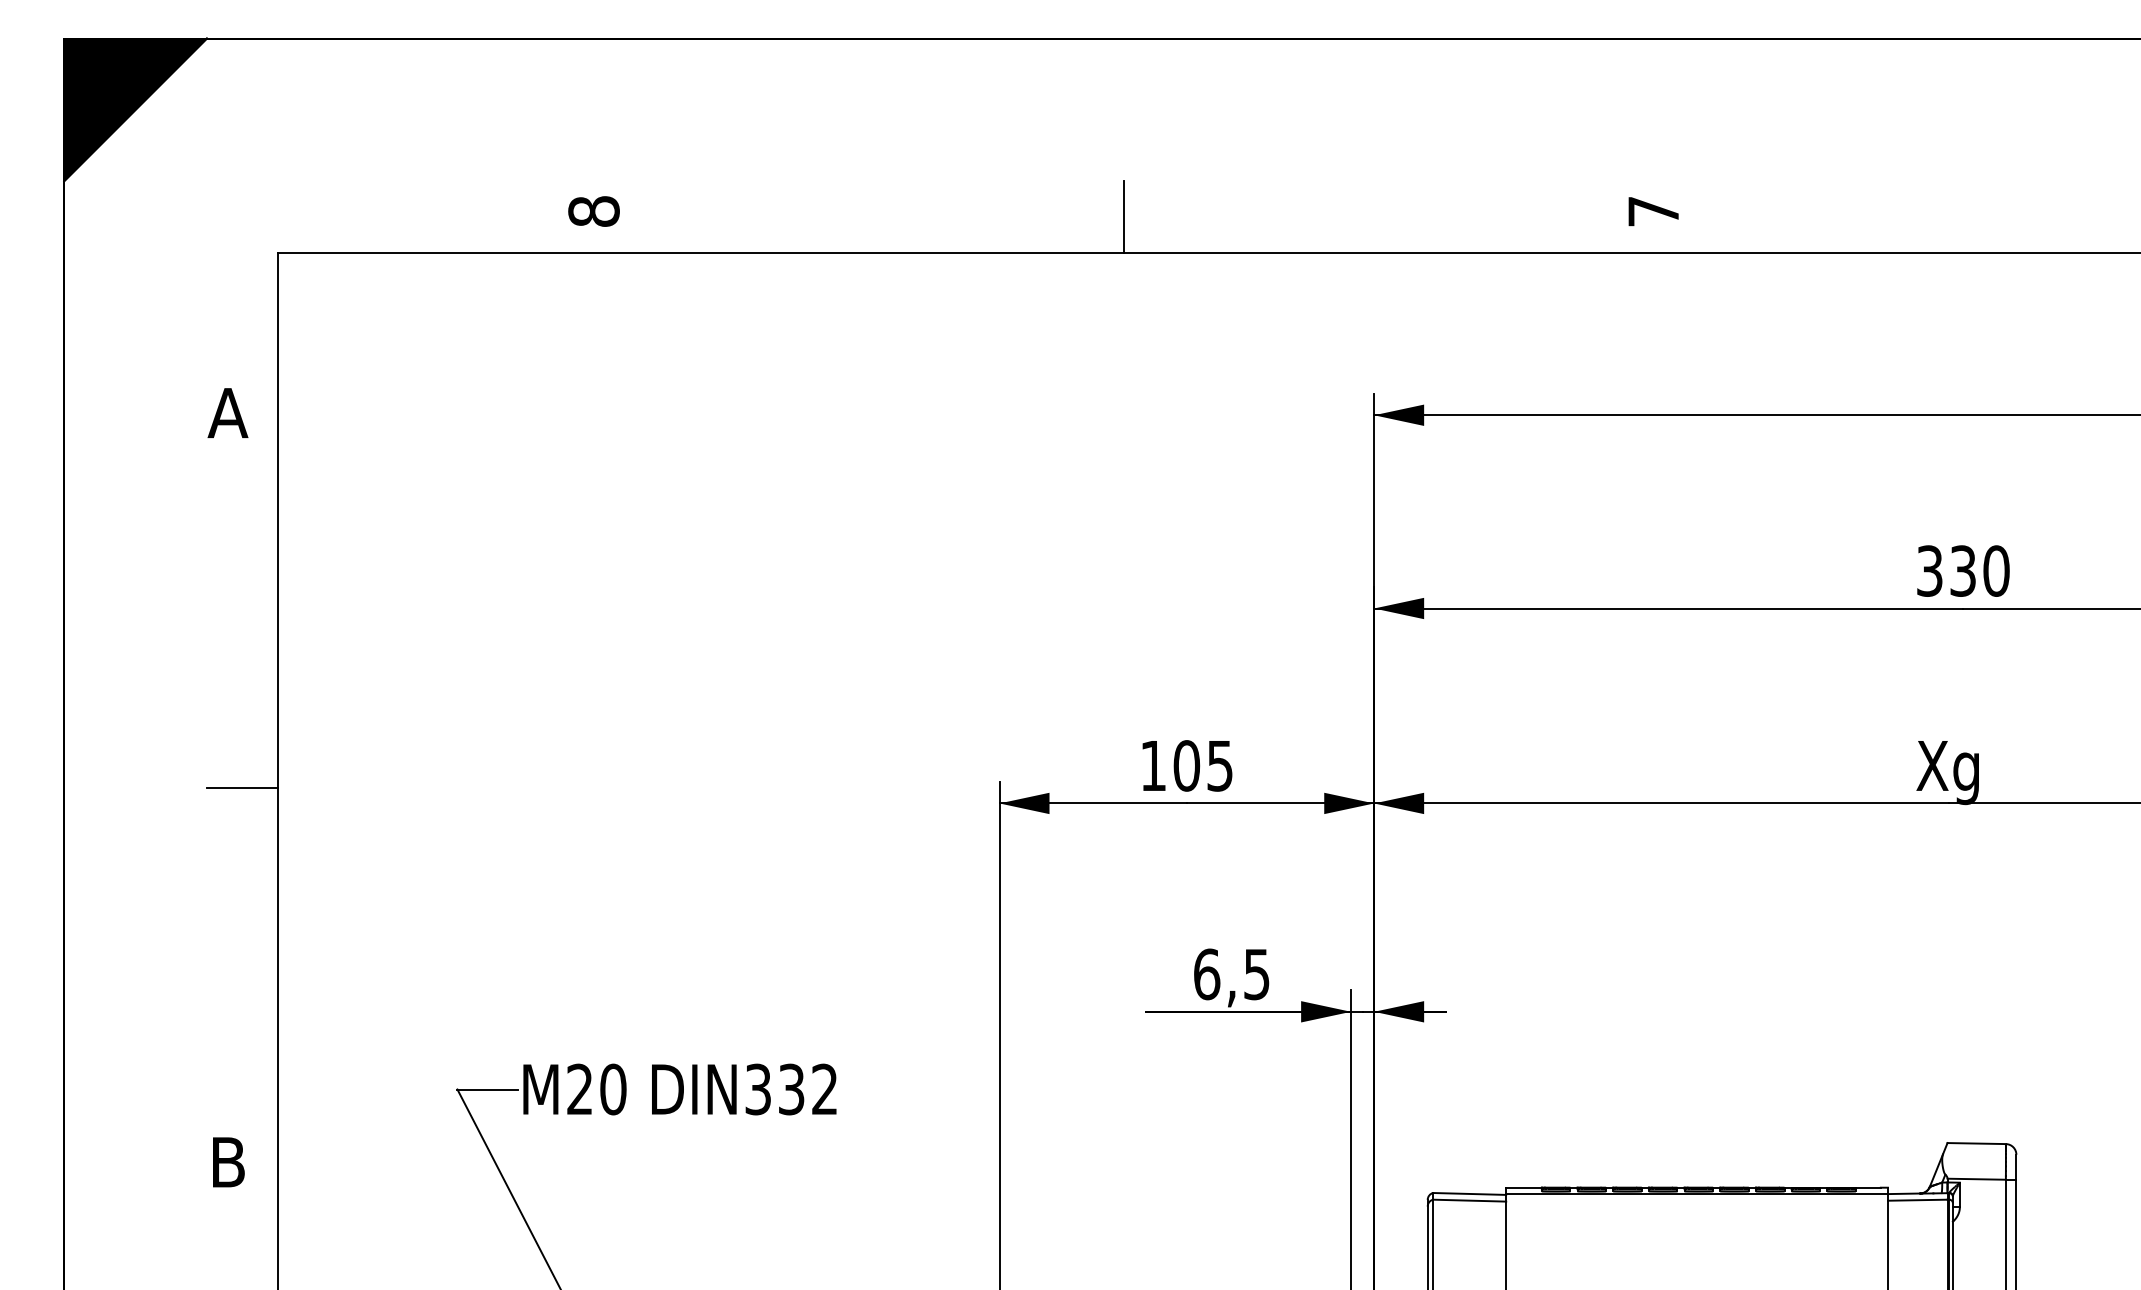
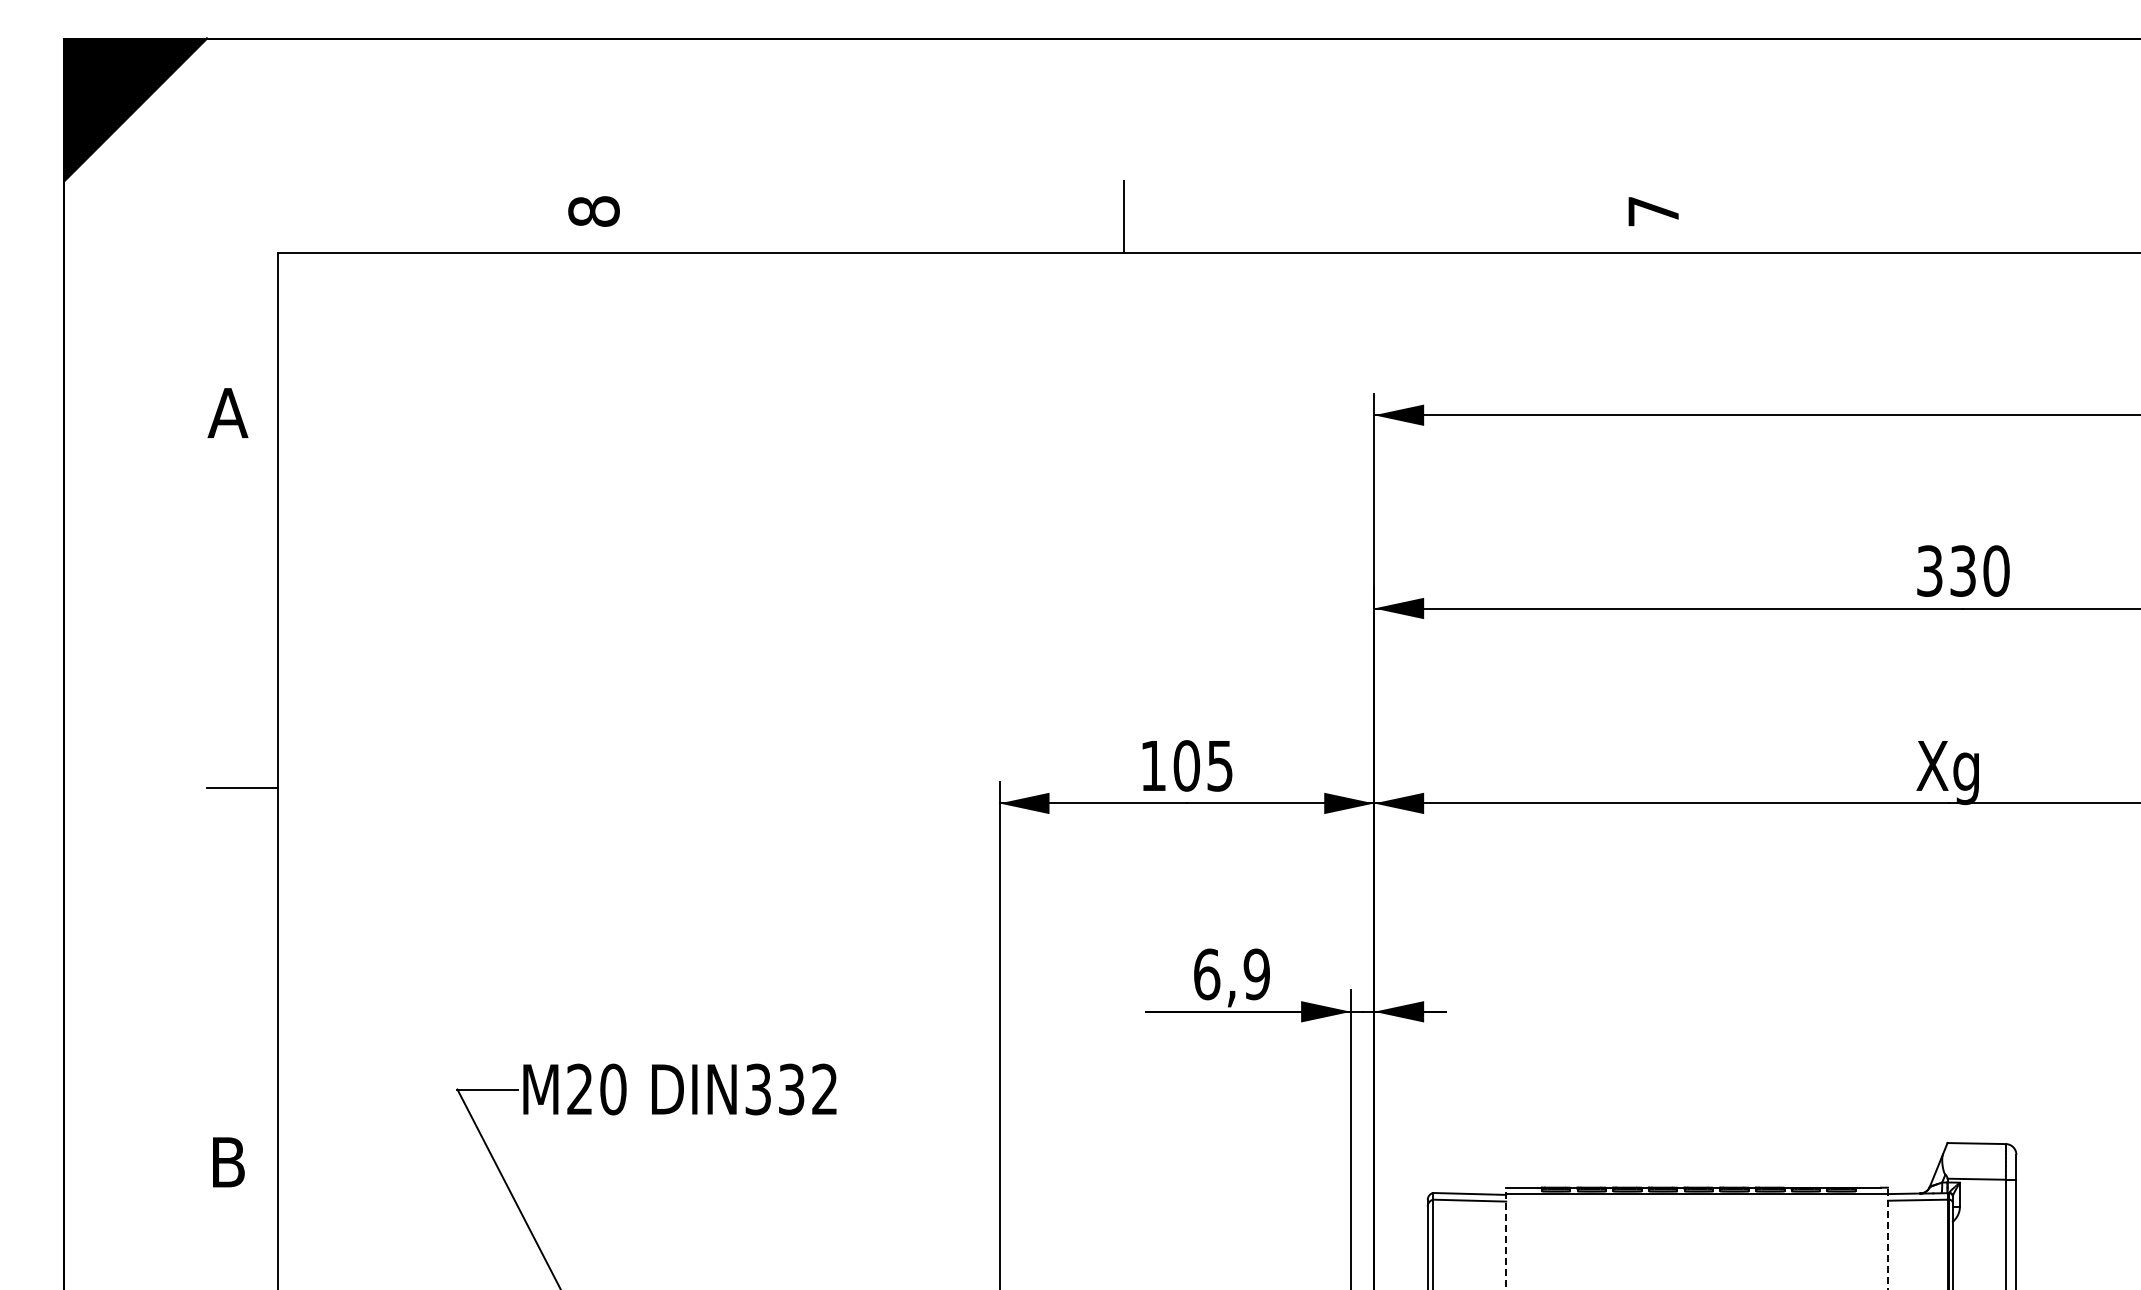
text: 6,5 -> 6,9 (1256, 974)
line: solid -> dashed (1506, 1238)
line: solid -> dashed (1887, 1238)
